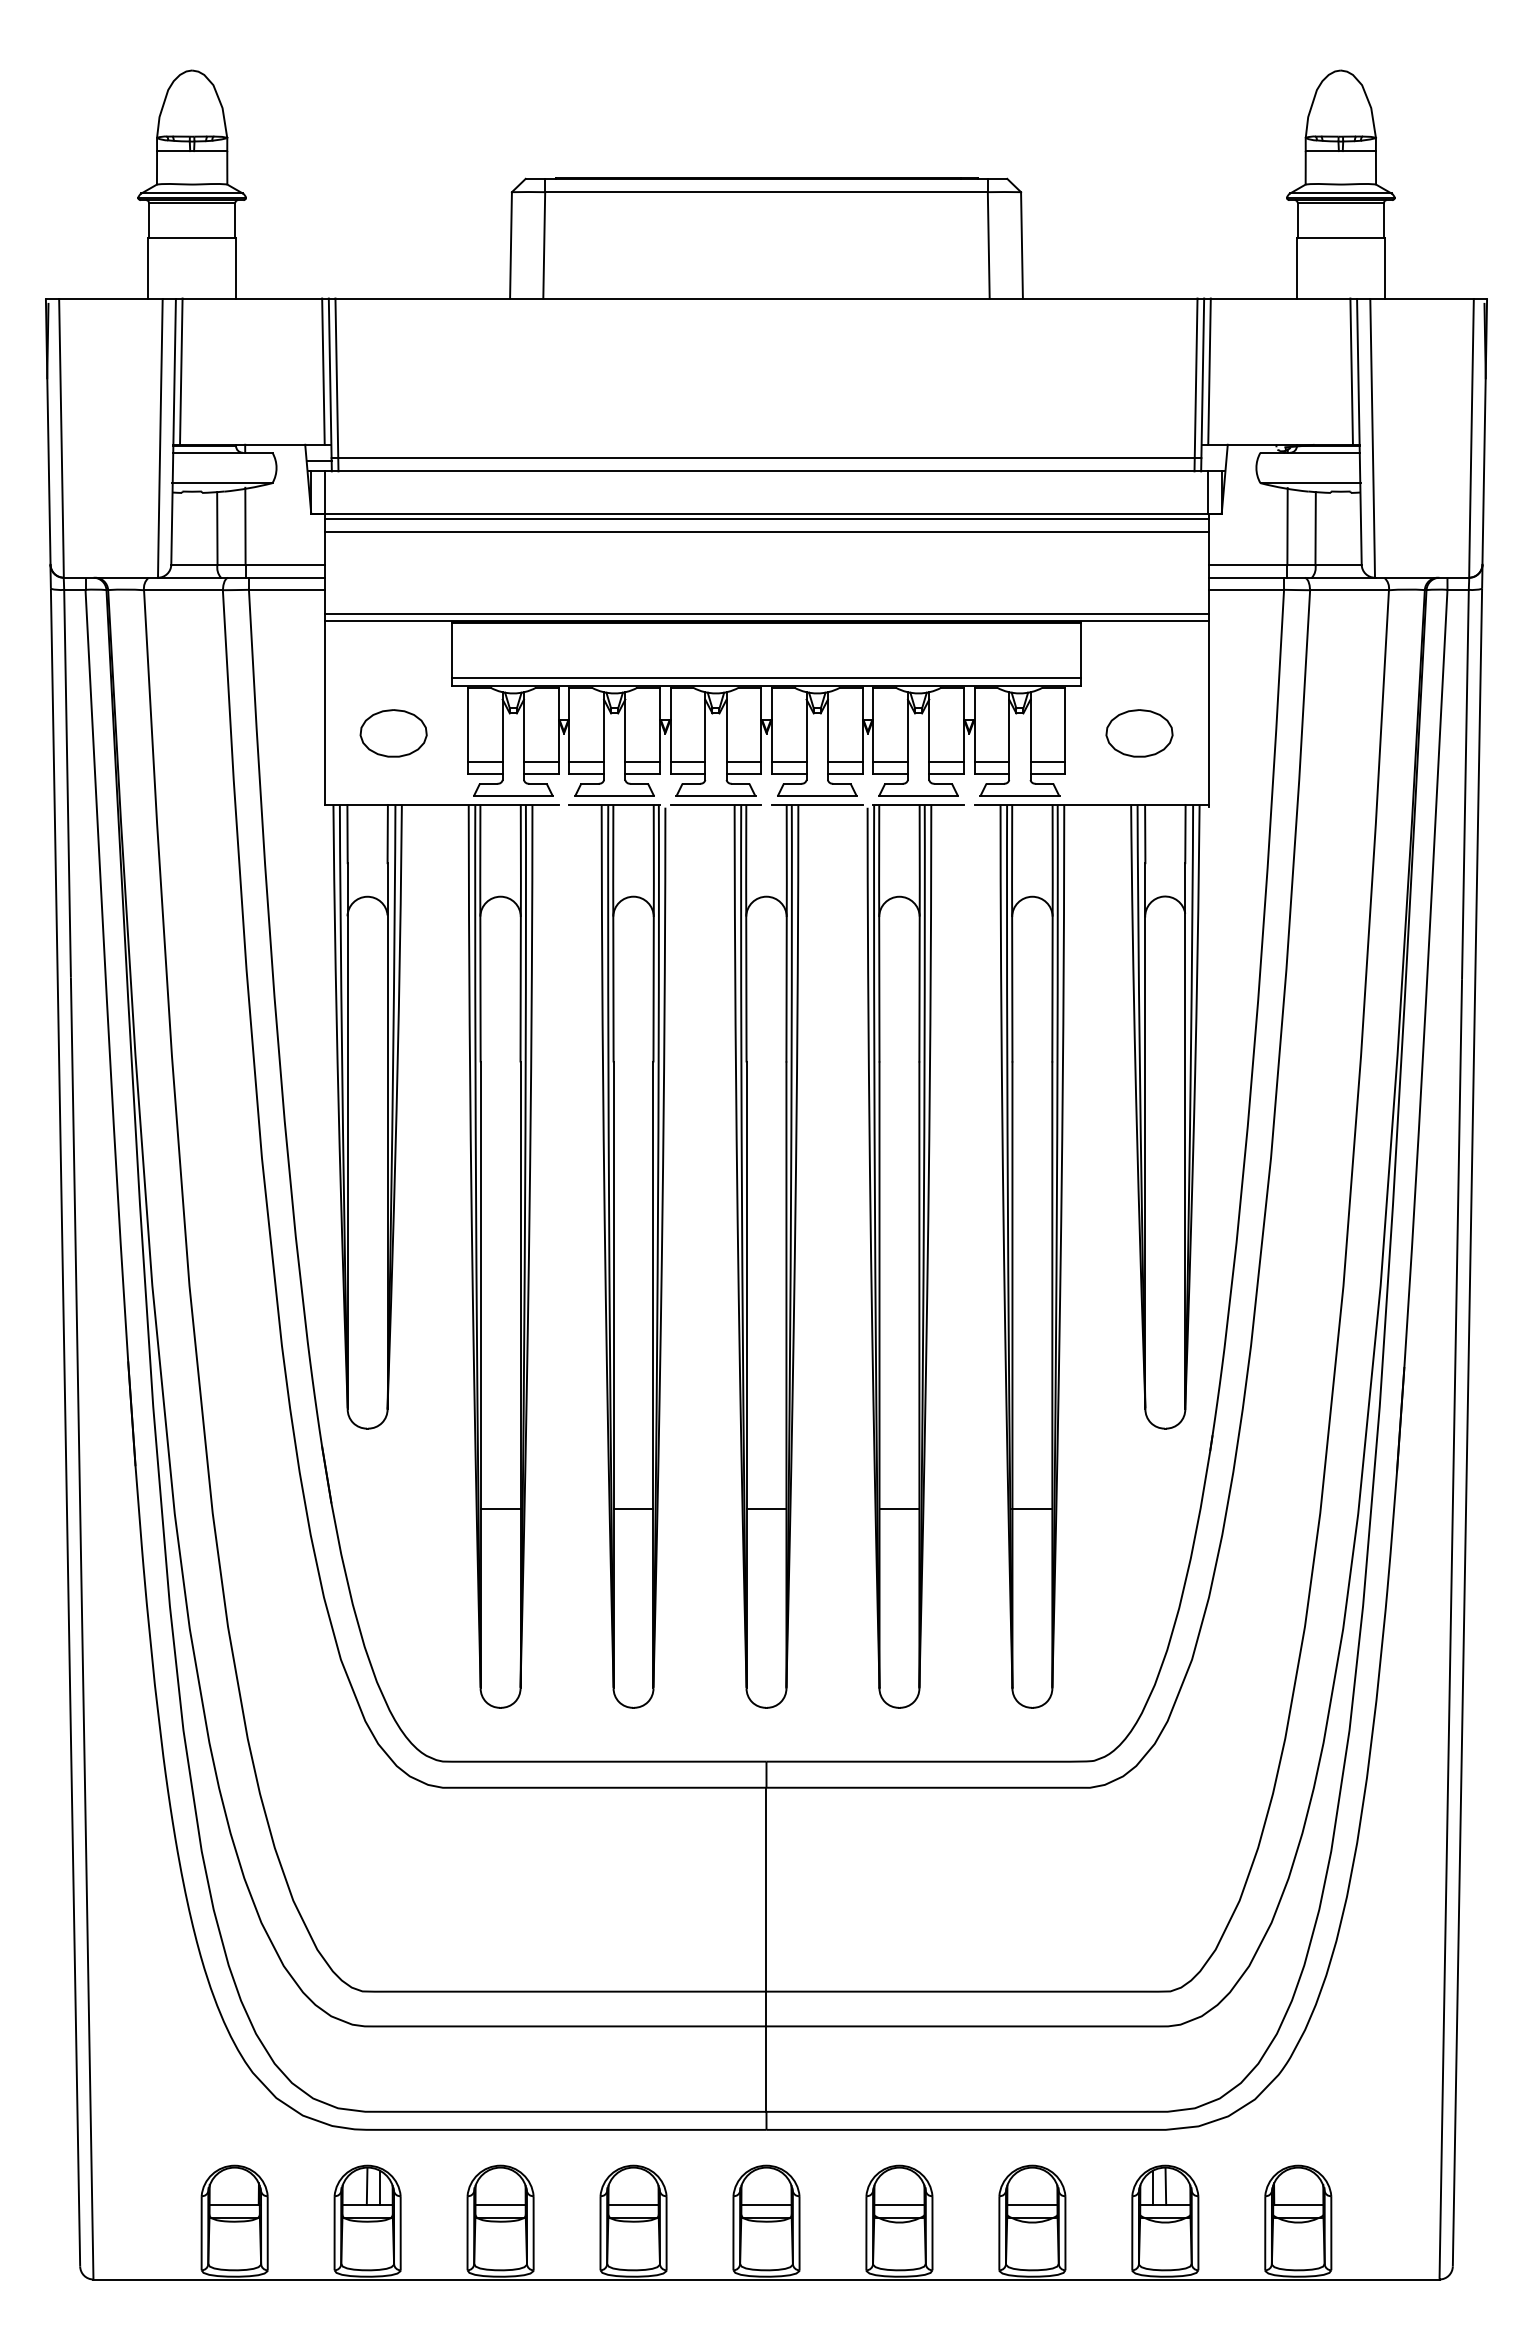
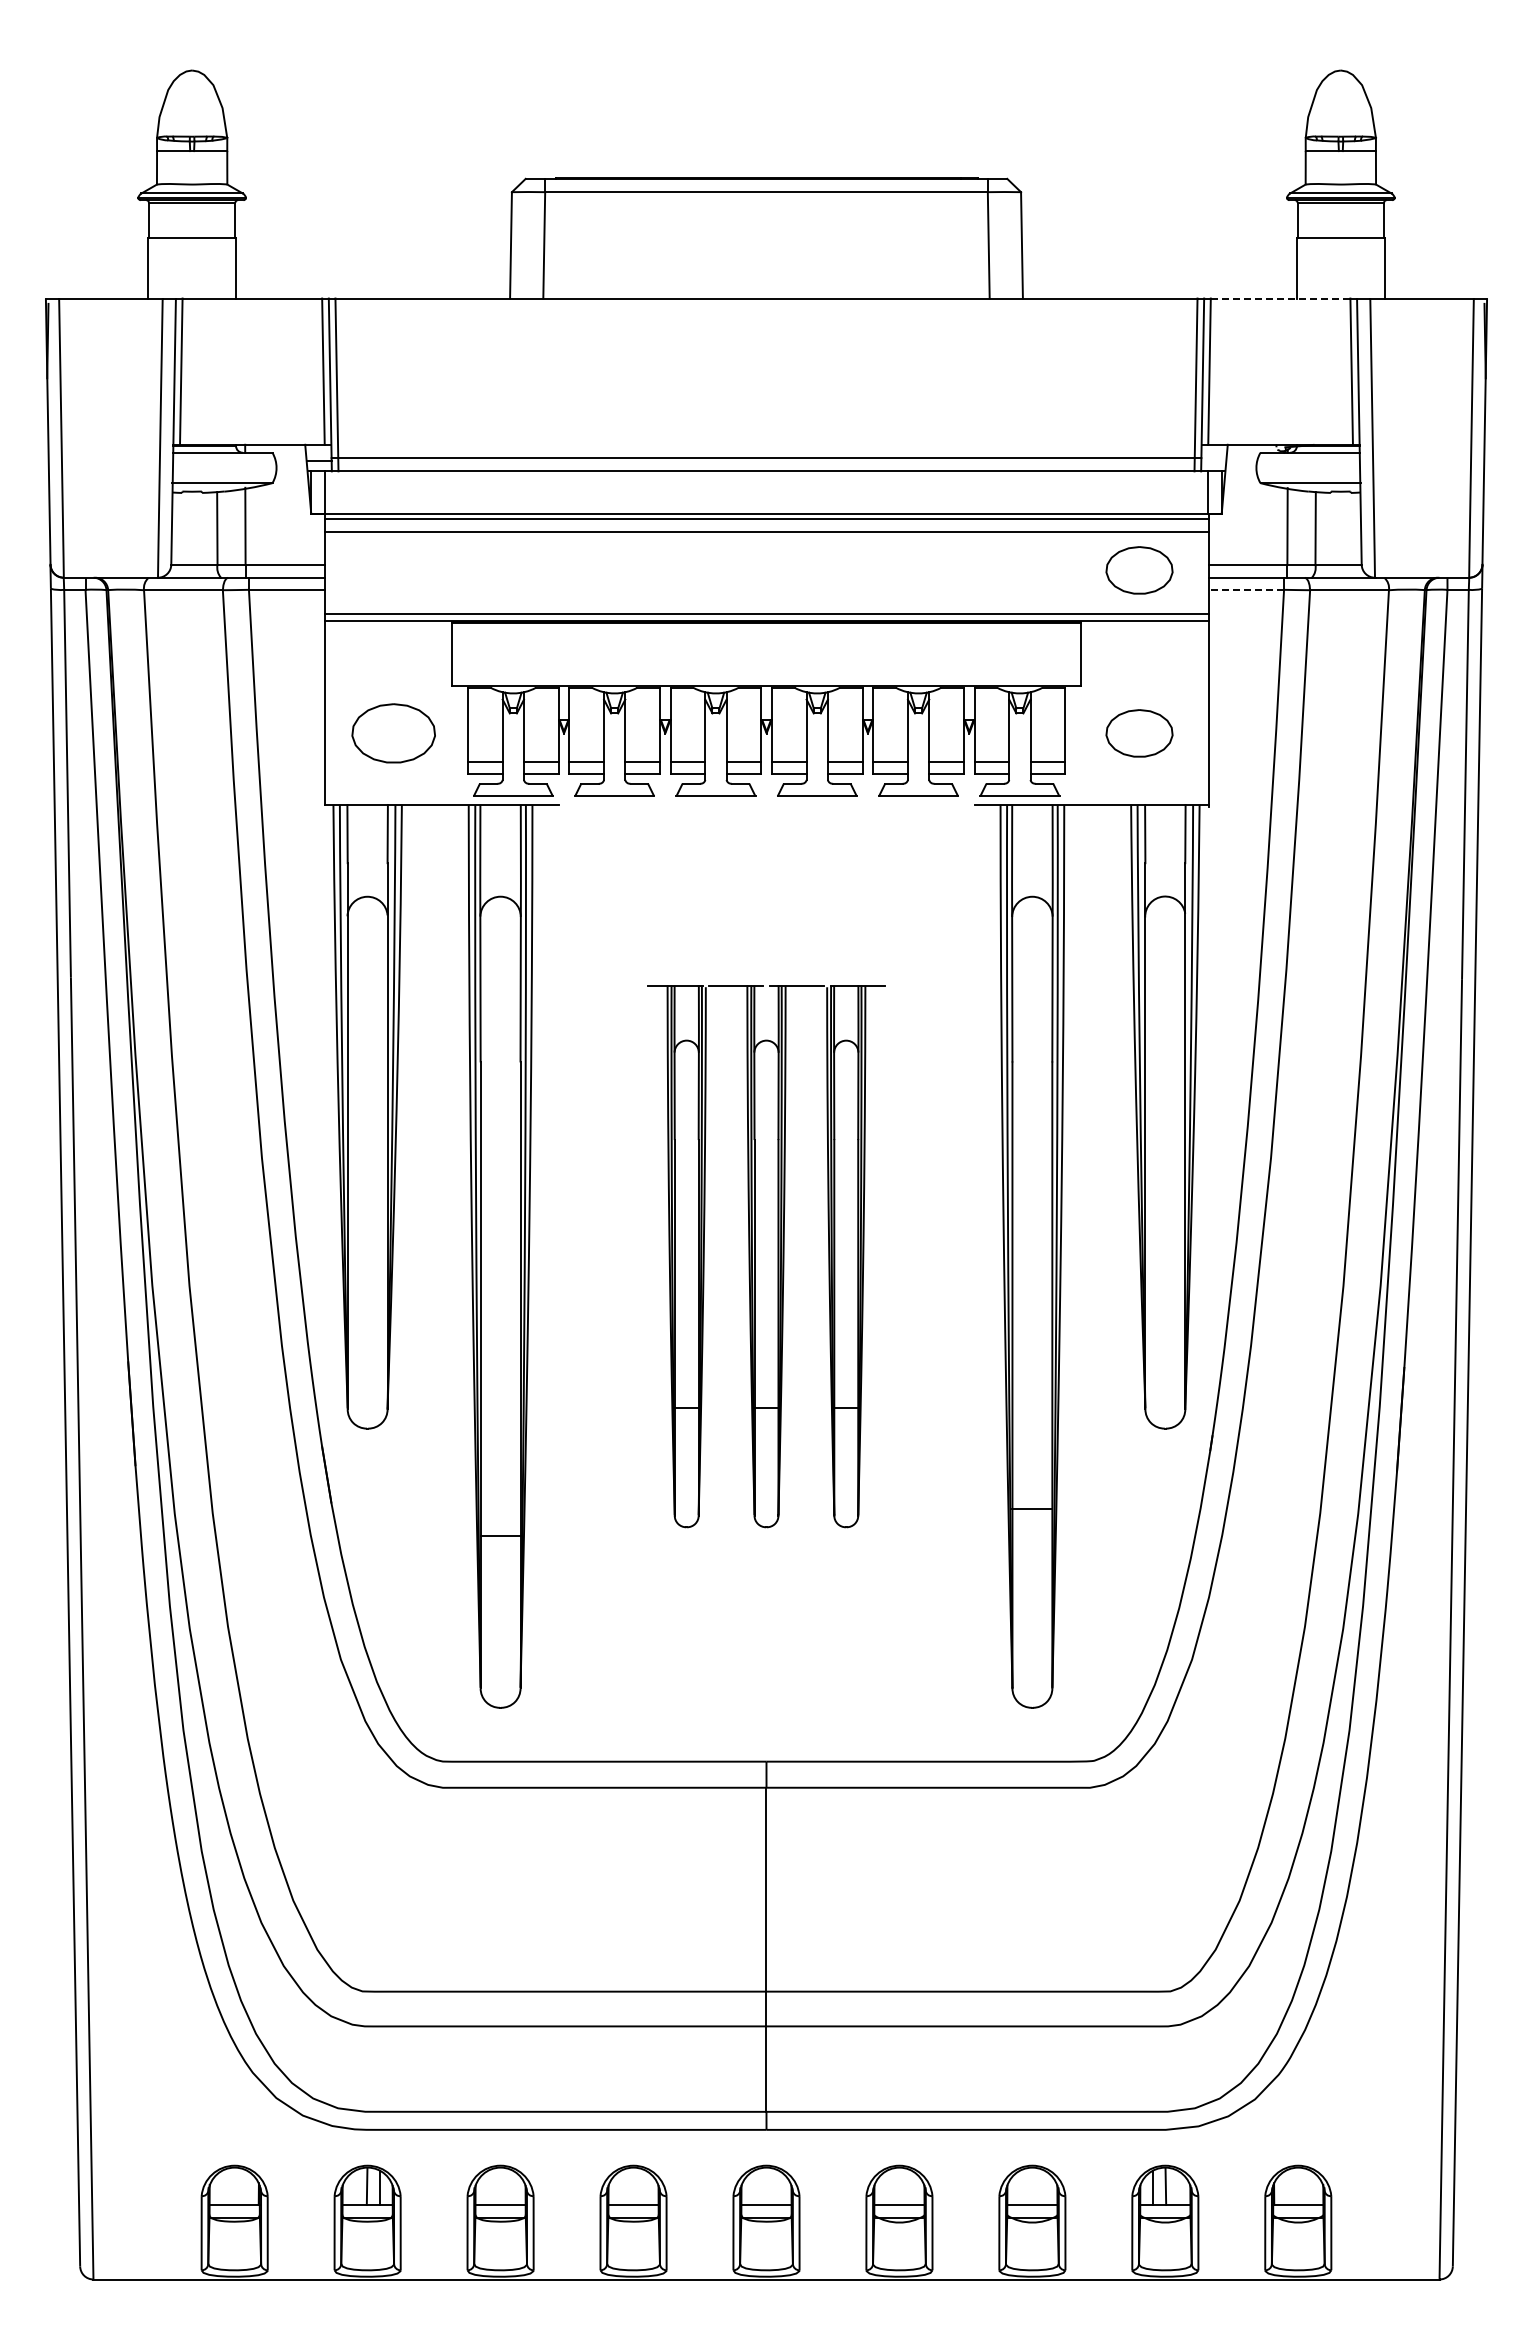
line: solid -> dashed (1280, 298)
part: none -> present (1139, 570)
line: solid -> dashed (1246, 589)
line: present -> none (766, 678)
part size: 69x49 px -> 85x61 px (393, 733)
part size: 397x905 px -> 239x544 px (766, 1256)
line position: (500, 1509) -> (500, 1536) (500, 1536)
